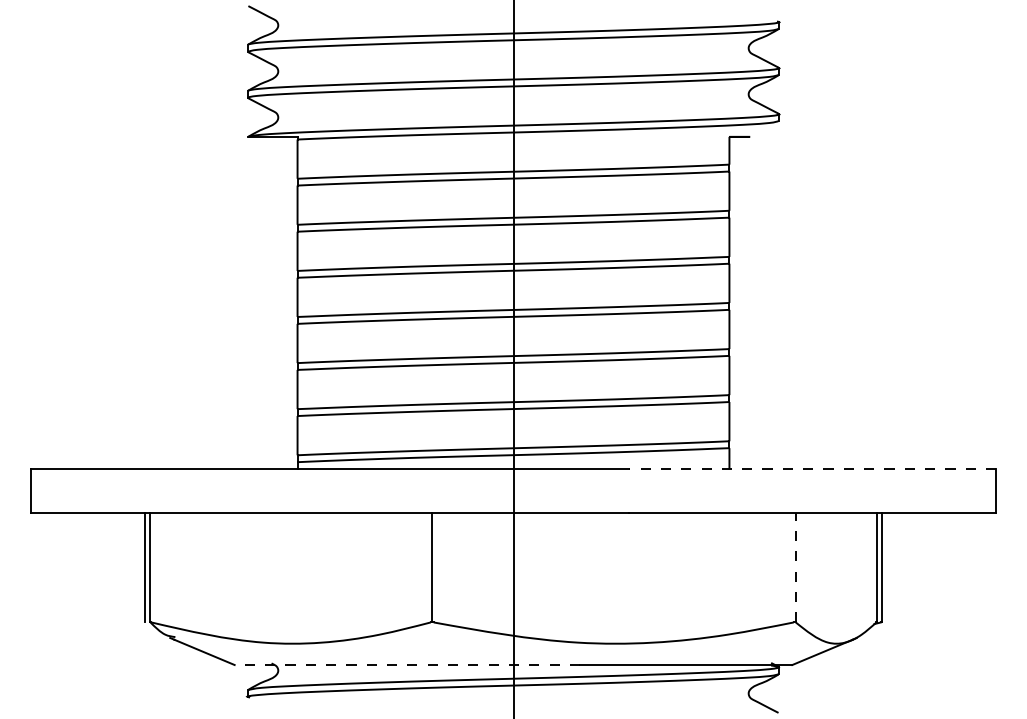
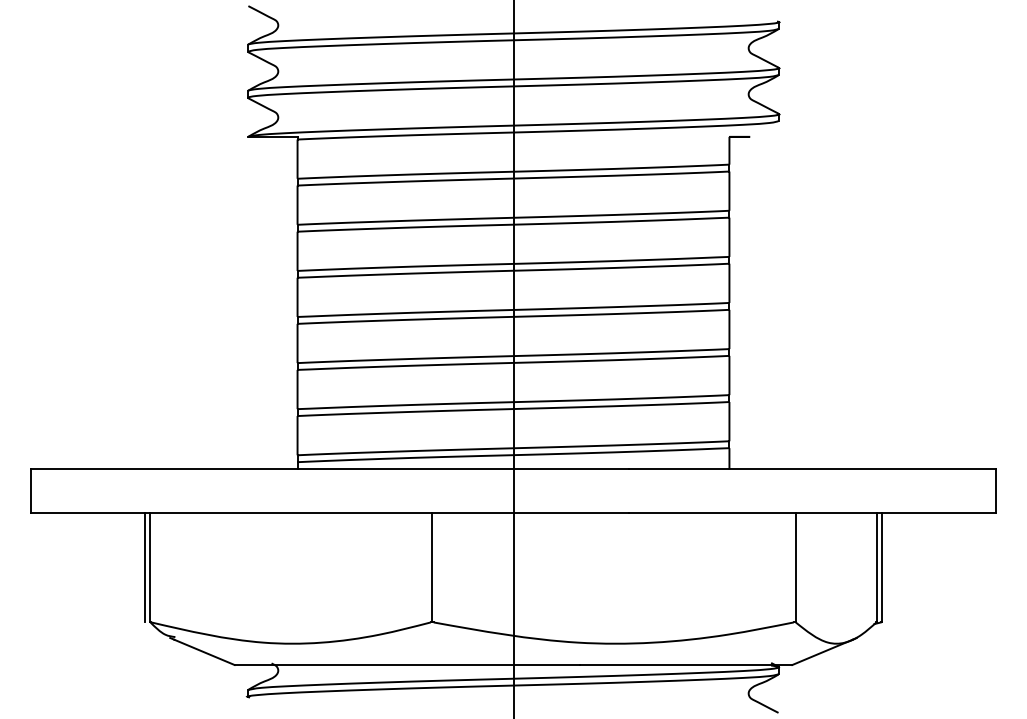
line: dashed -> solid (812, 469)
line: dashed -> solid (795, 567)
line: dashed -> solid (407, 665)
